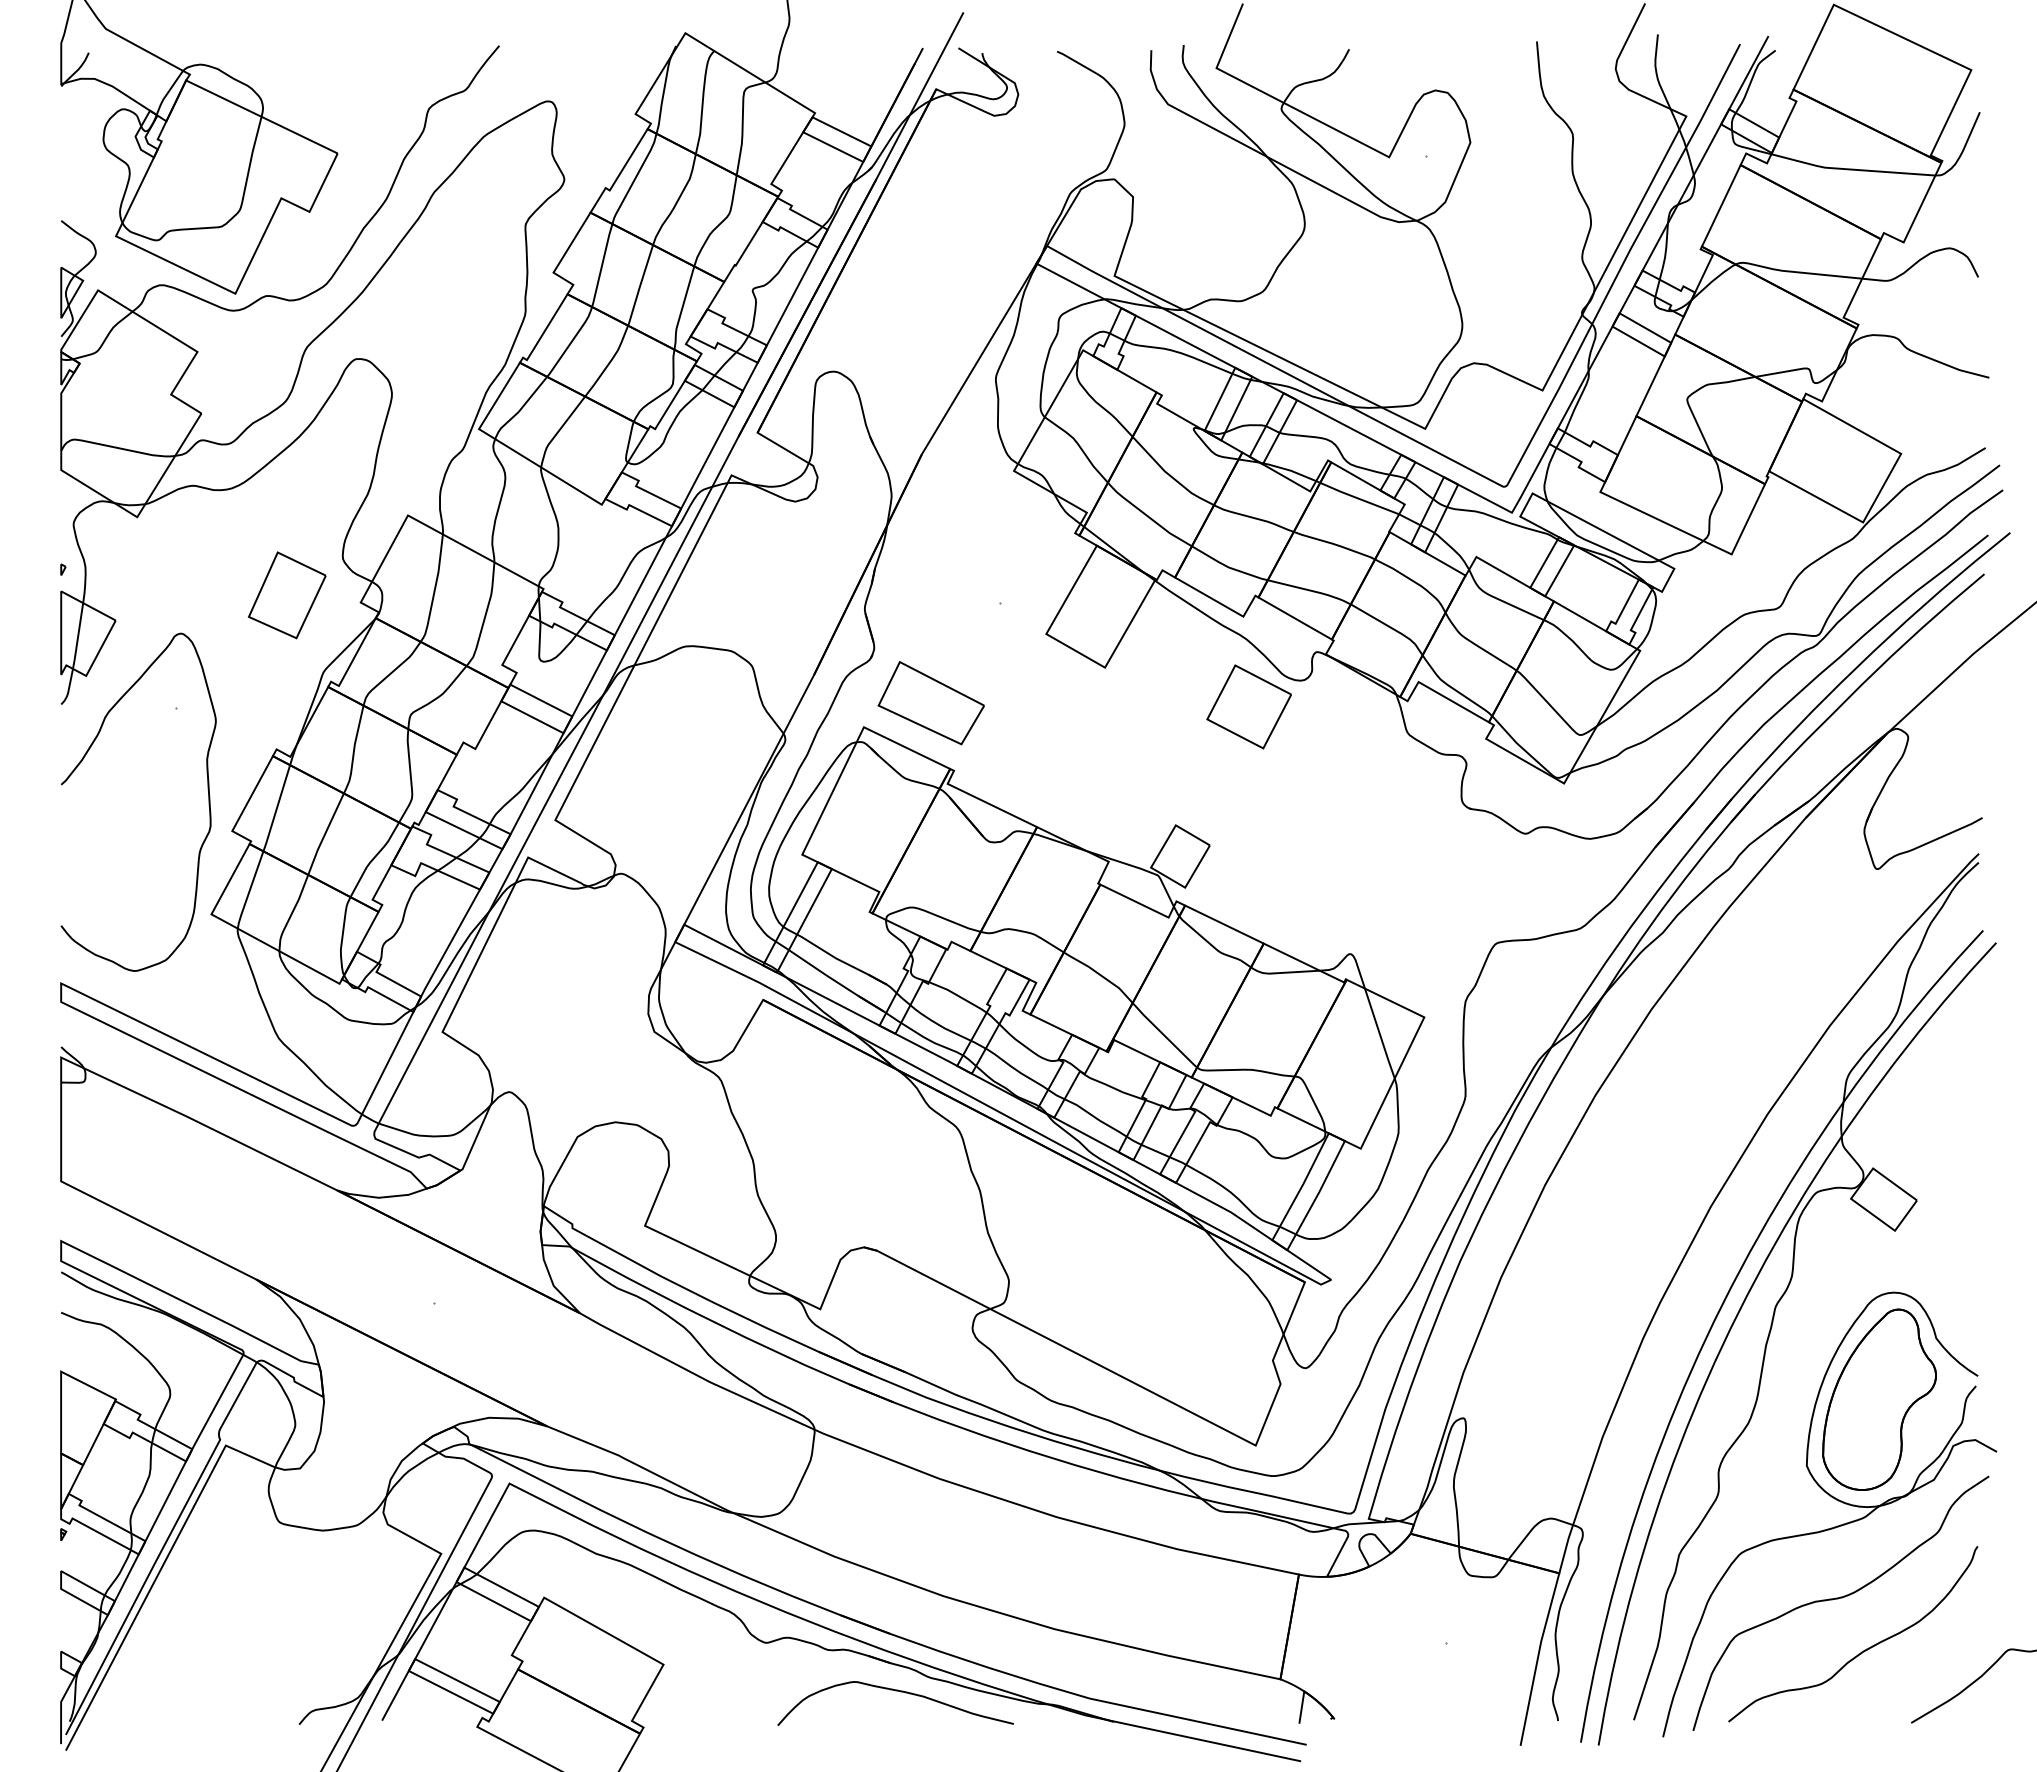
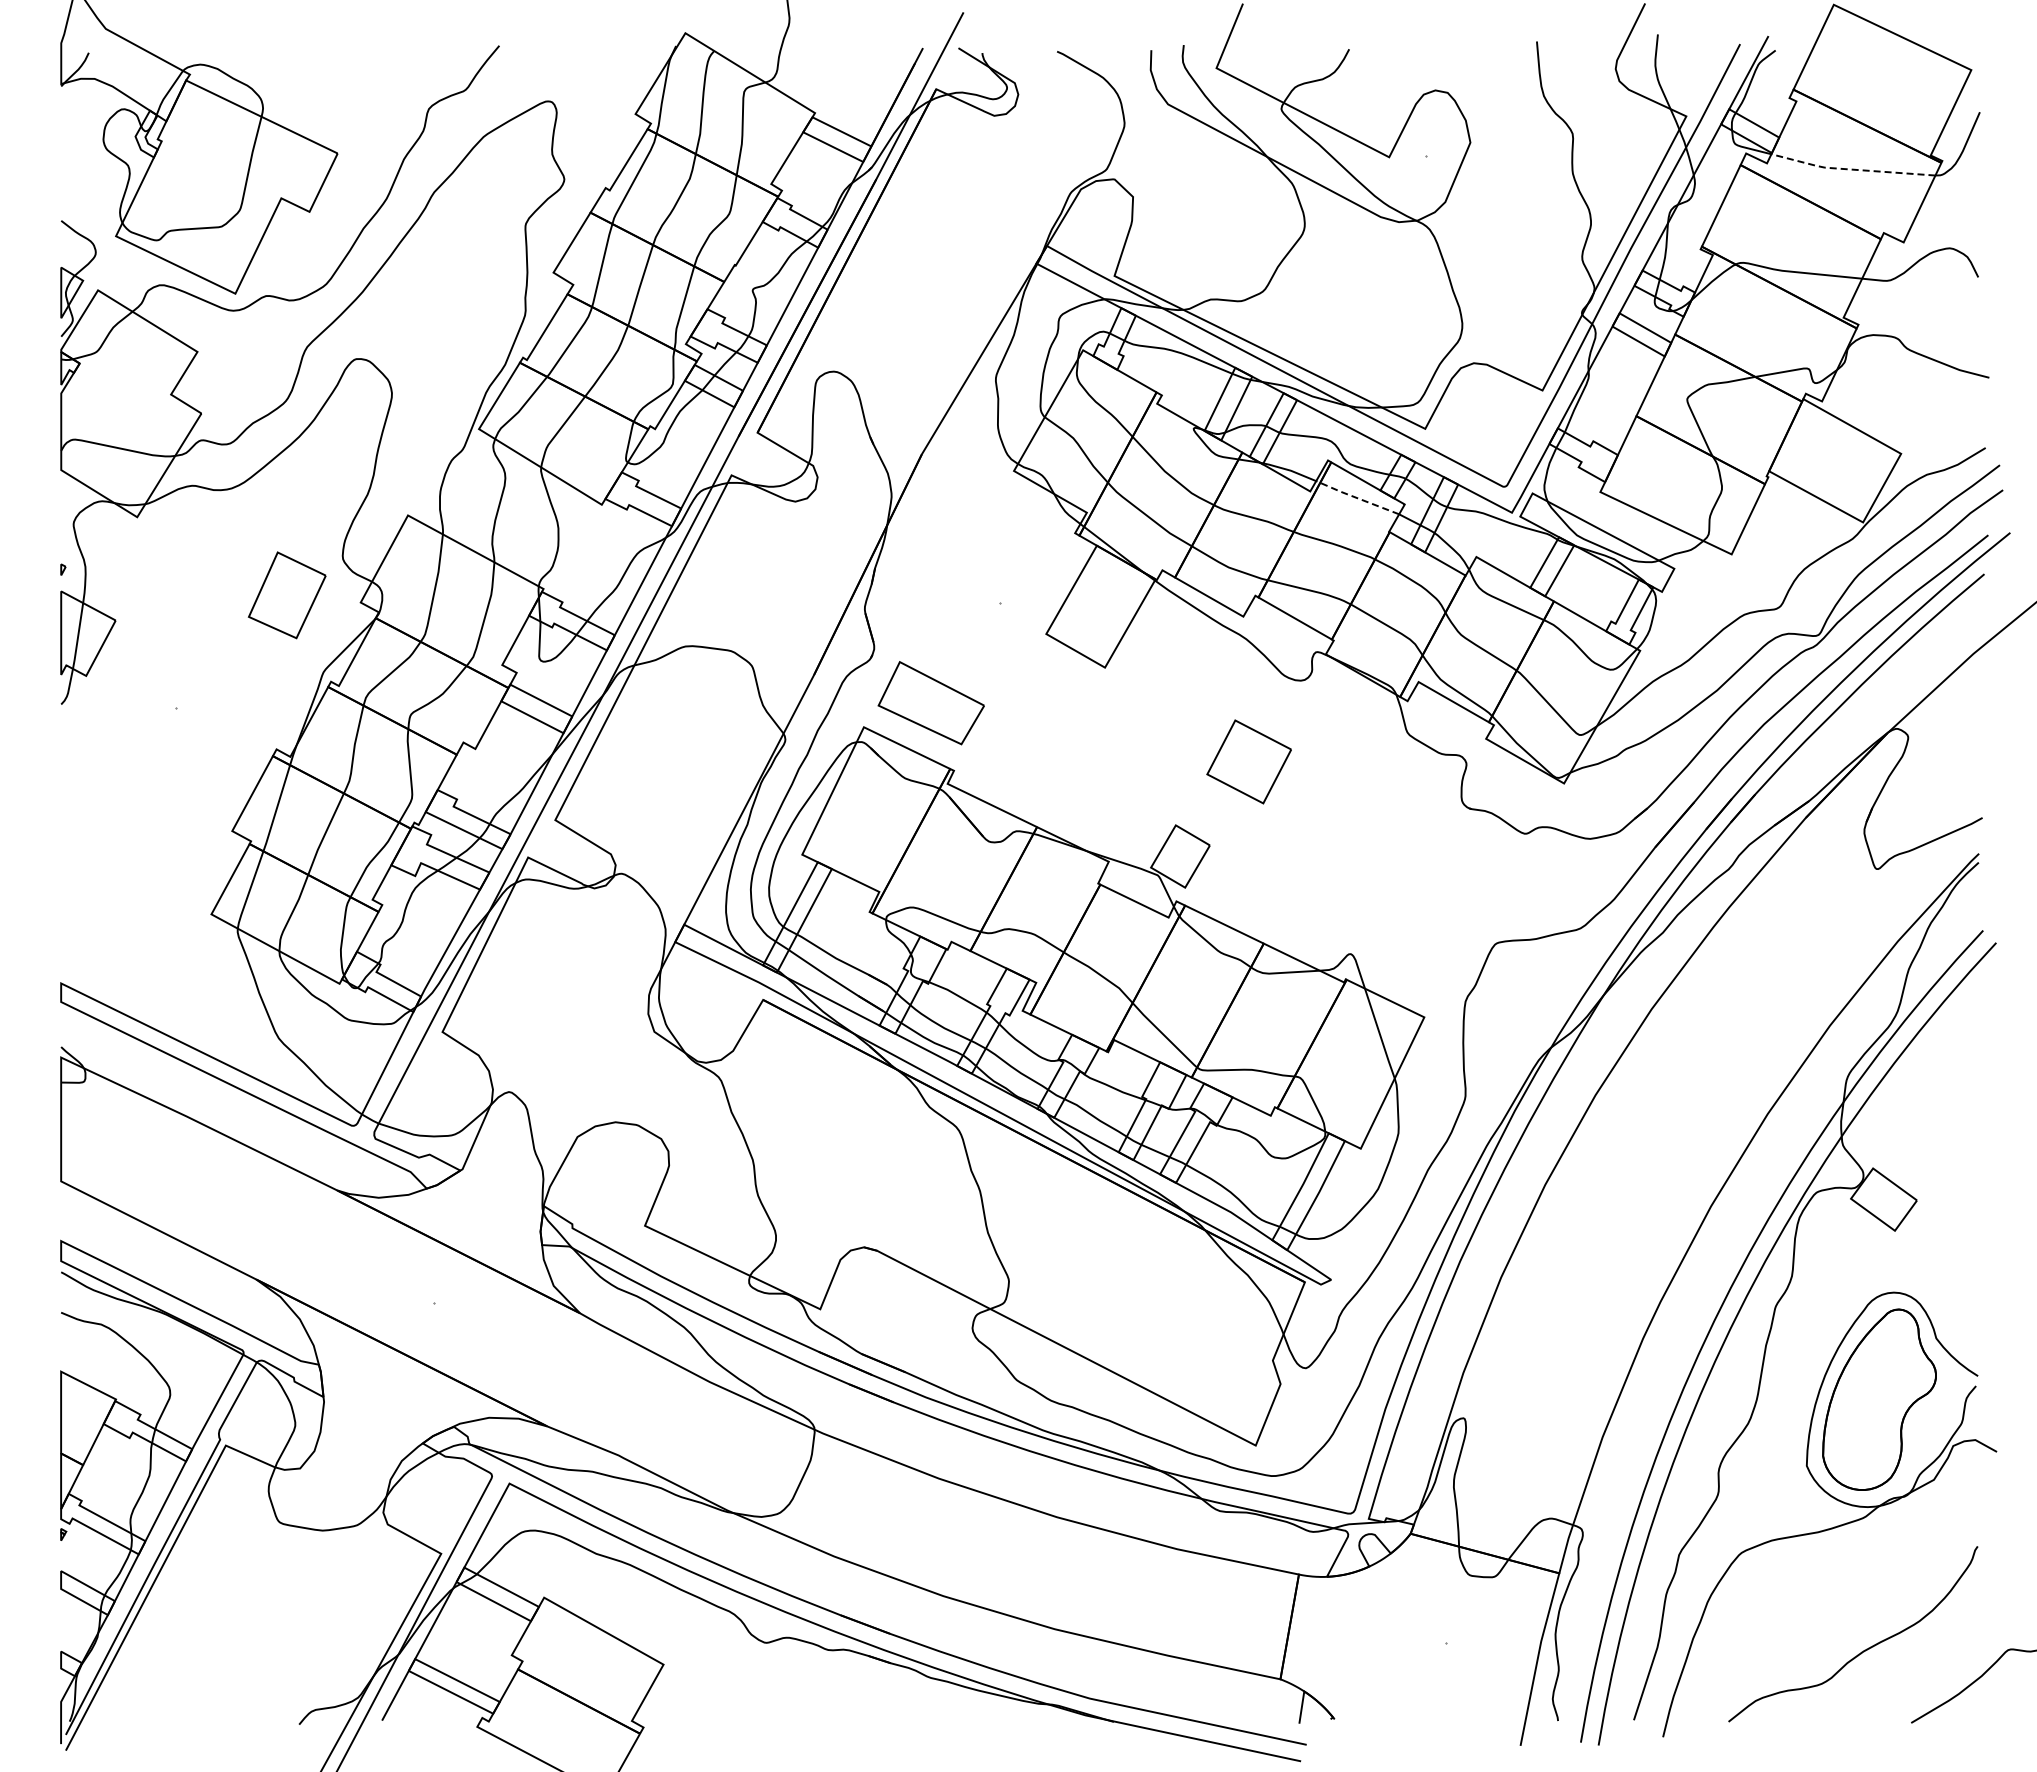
line: solid -> dashed (1850, 169)
line: solid -> dashed (1356, 497)
part position: (1248, 706) -> (1248, 761) (1248, 761)
curve: present -> none (82, 761)
curve: present -> none (1838, 1599)
curve: present -> none (895, 1691)
